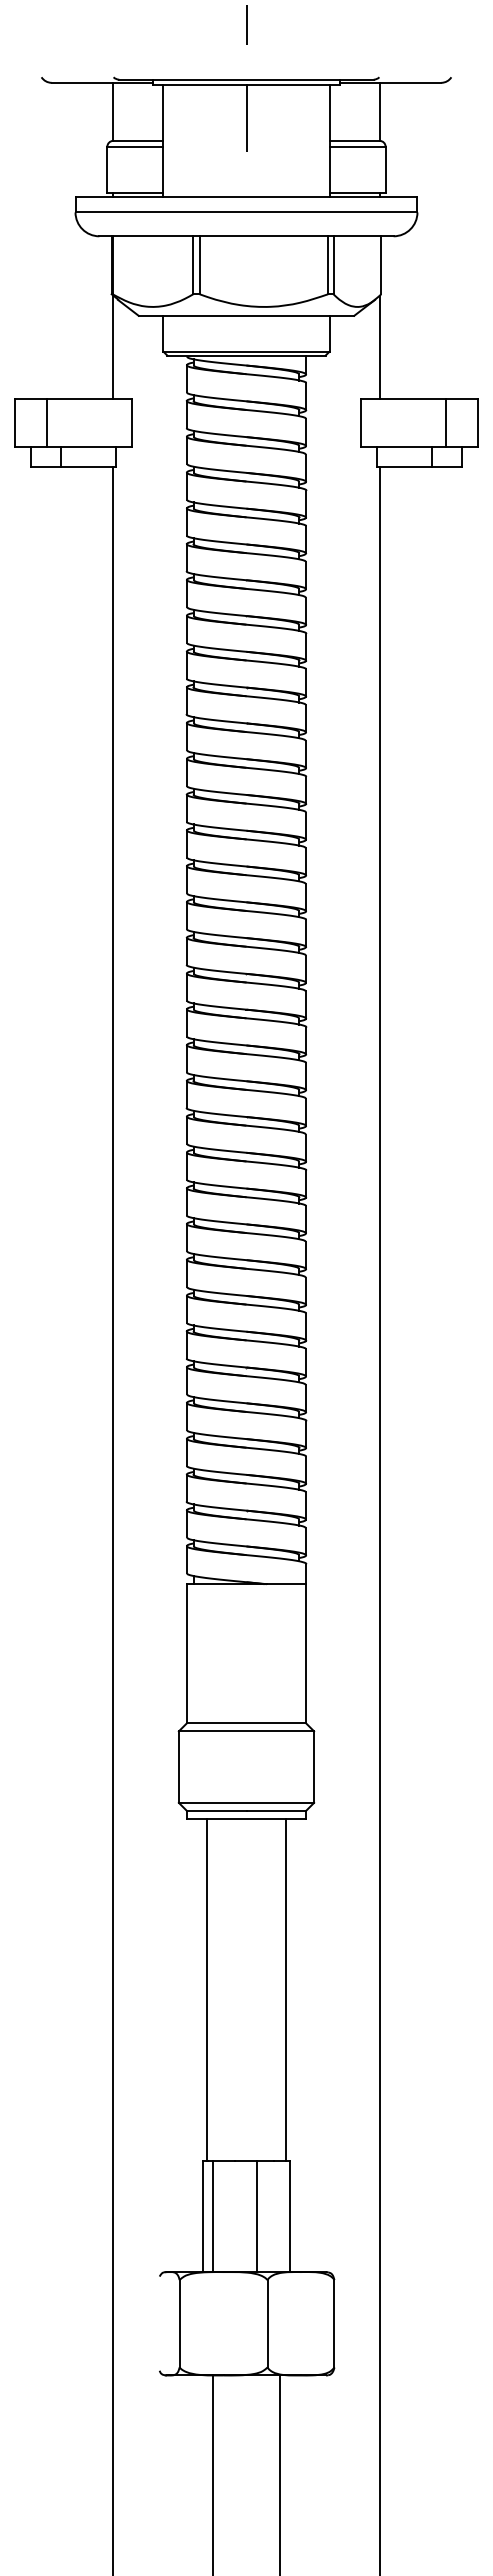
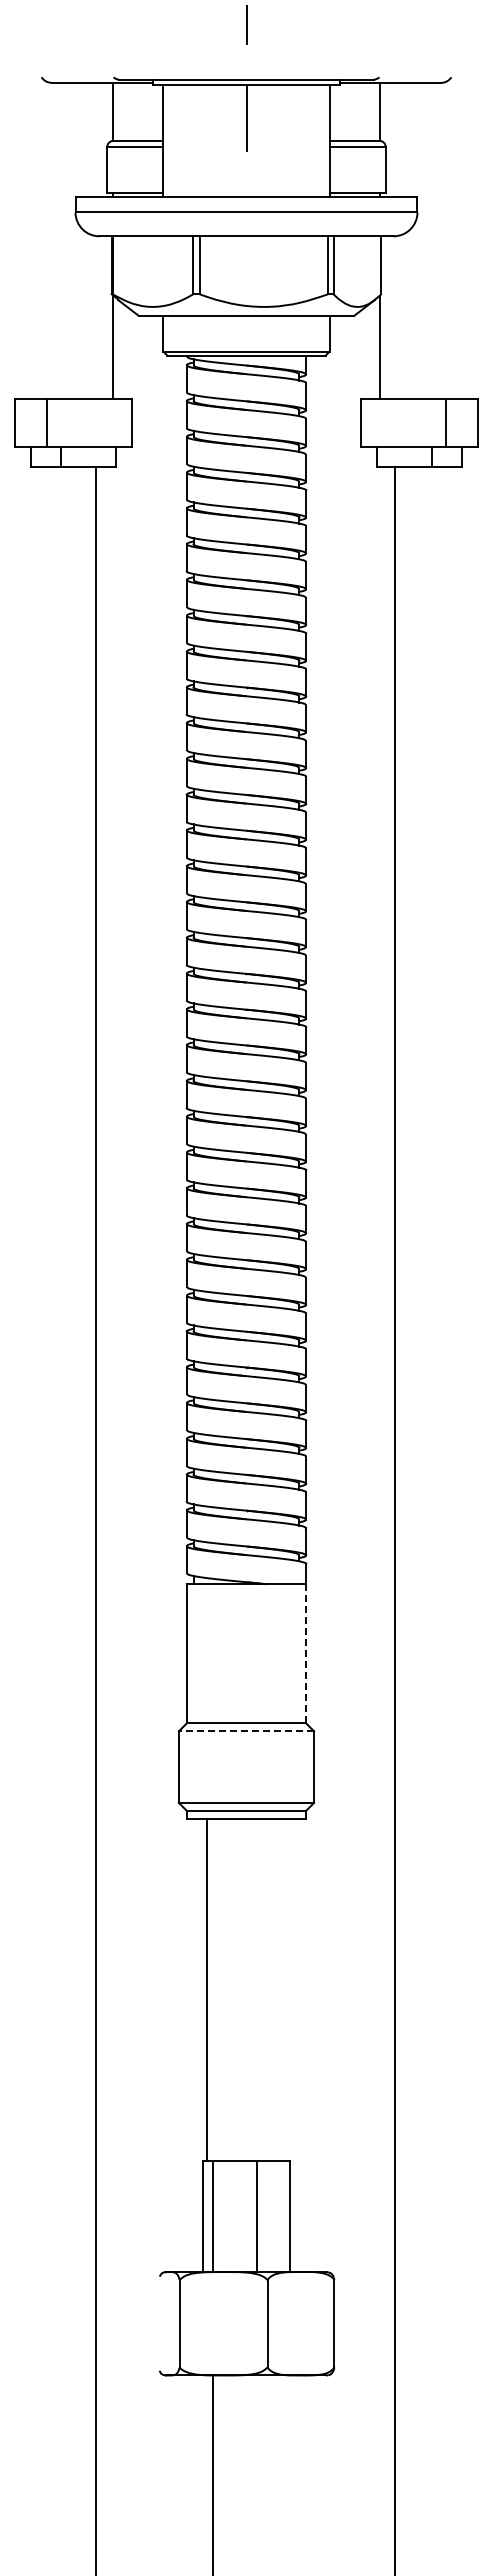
line position: (113, 1519) -> (96, 1519) (96, 1519)
line position: (379, 1519) -> (394, 1519) (394, 1519)
line: solid -> dashed (306, 1653)
line: solid -> dashed (246, 1731)
line: present -> none (286, 1989)
line: present -> none (280, 2473)
